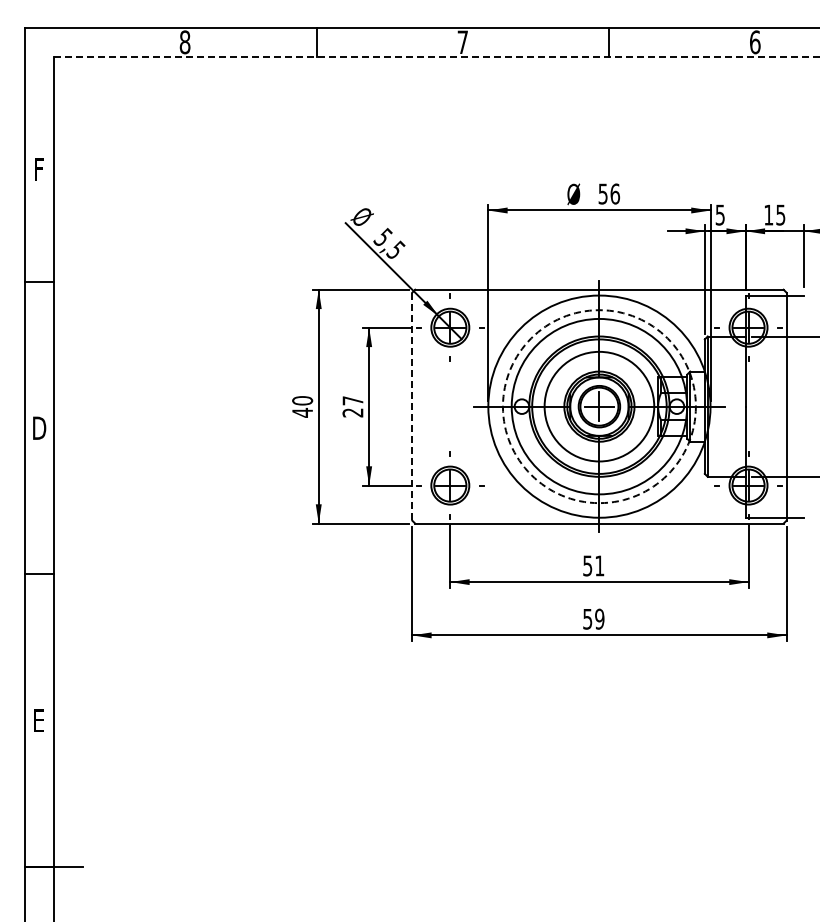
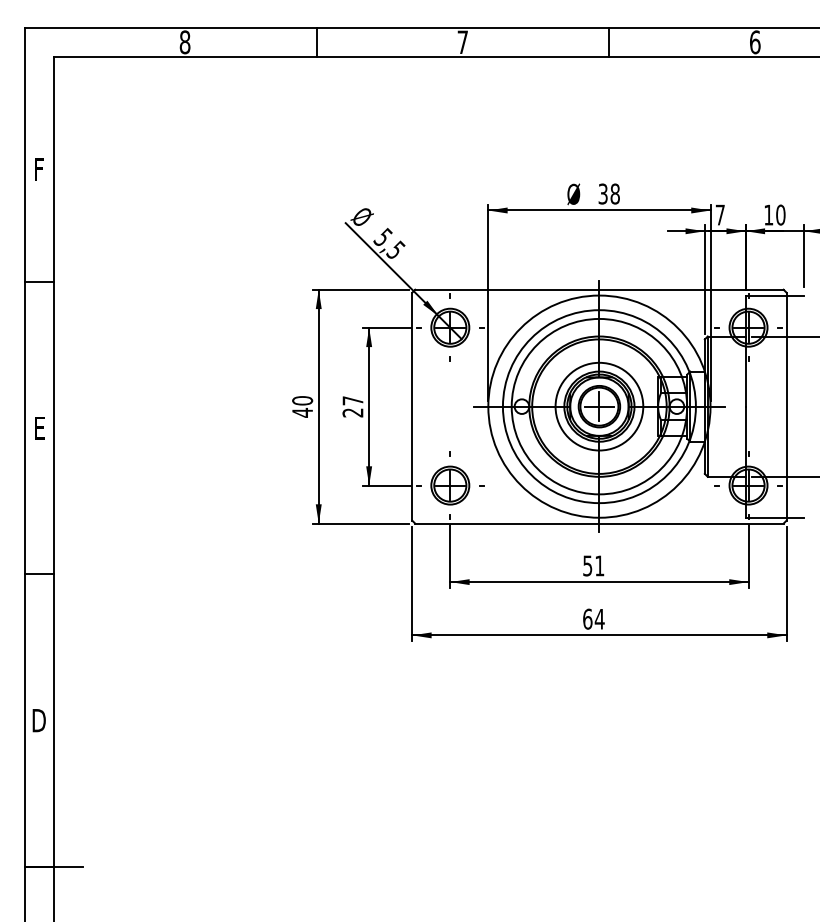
line: dashed -> solid (436, 56)
text: 56 -> 38 (609, 193)
text: 5 -> 7 (719, 214)
text: 15 -> 10 (780, 214)
circle: dashed -> solid (598, 406)
circle diameter: 110 px -> 88 px (599, 406)
line: dashed -> solid (412, 407)
text: D -> E (39, 427)
text: 59 -> 64 (593, 618)
text: E -> D (38, 720)
